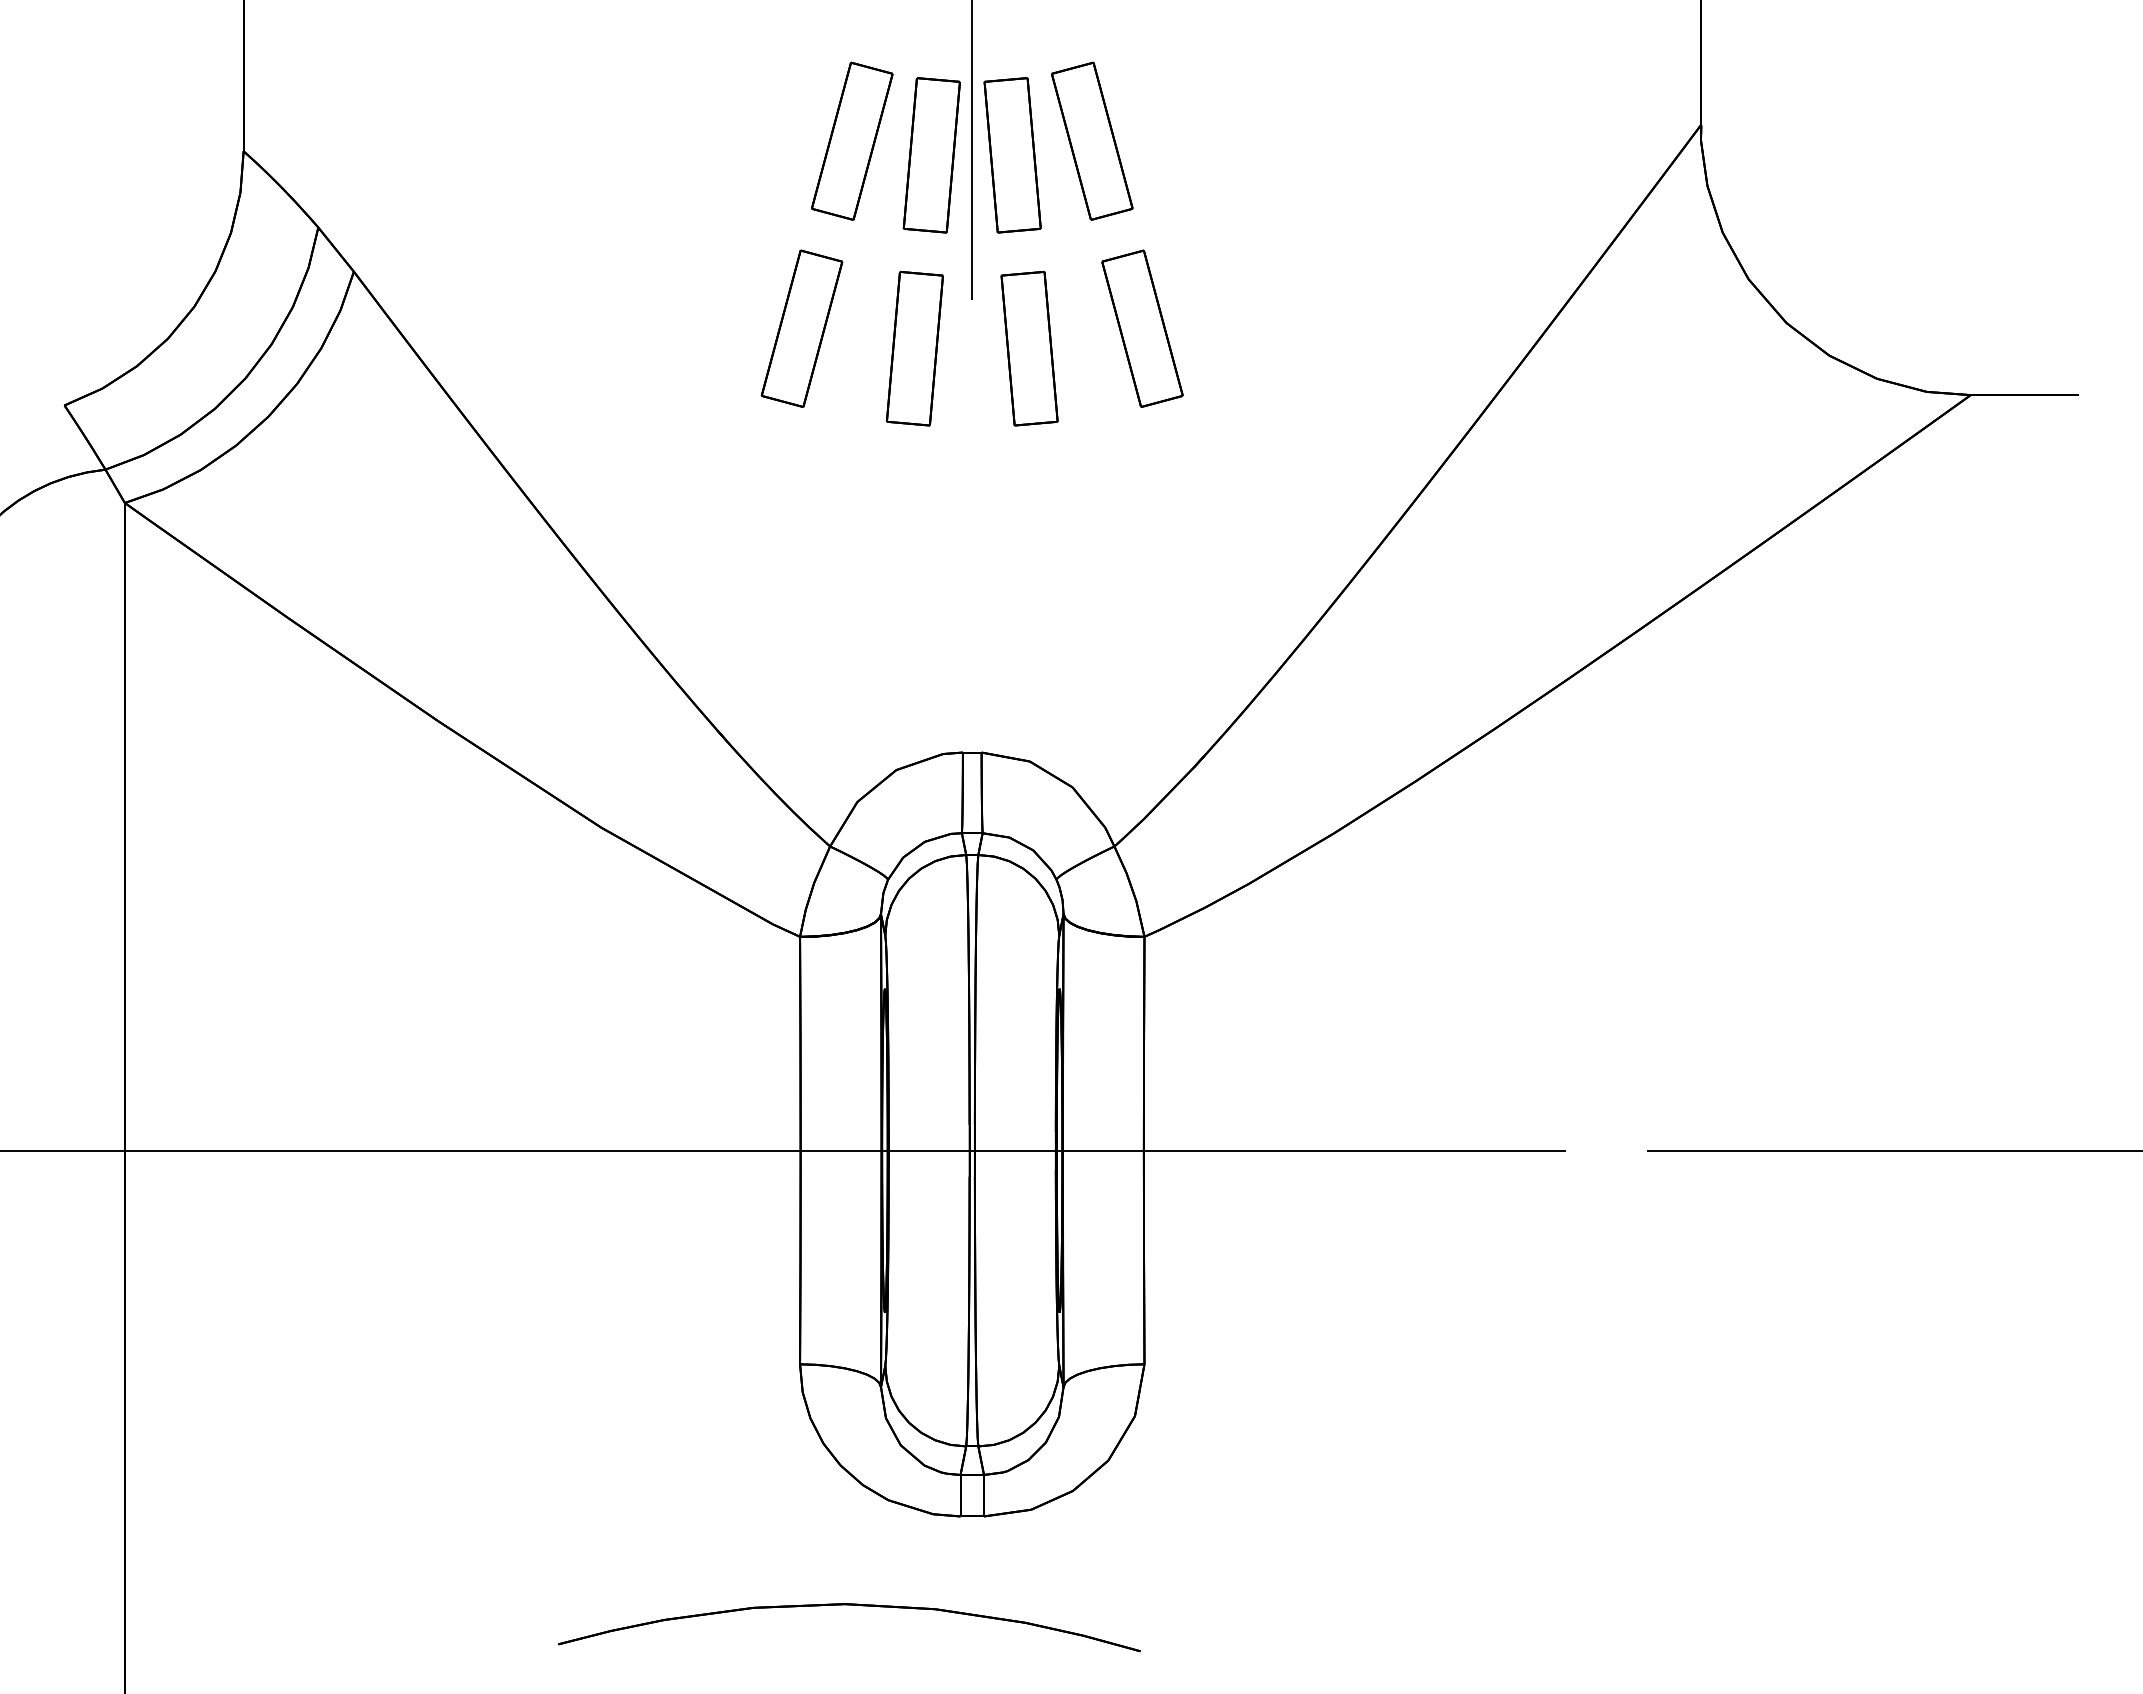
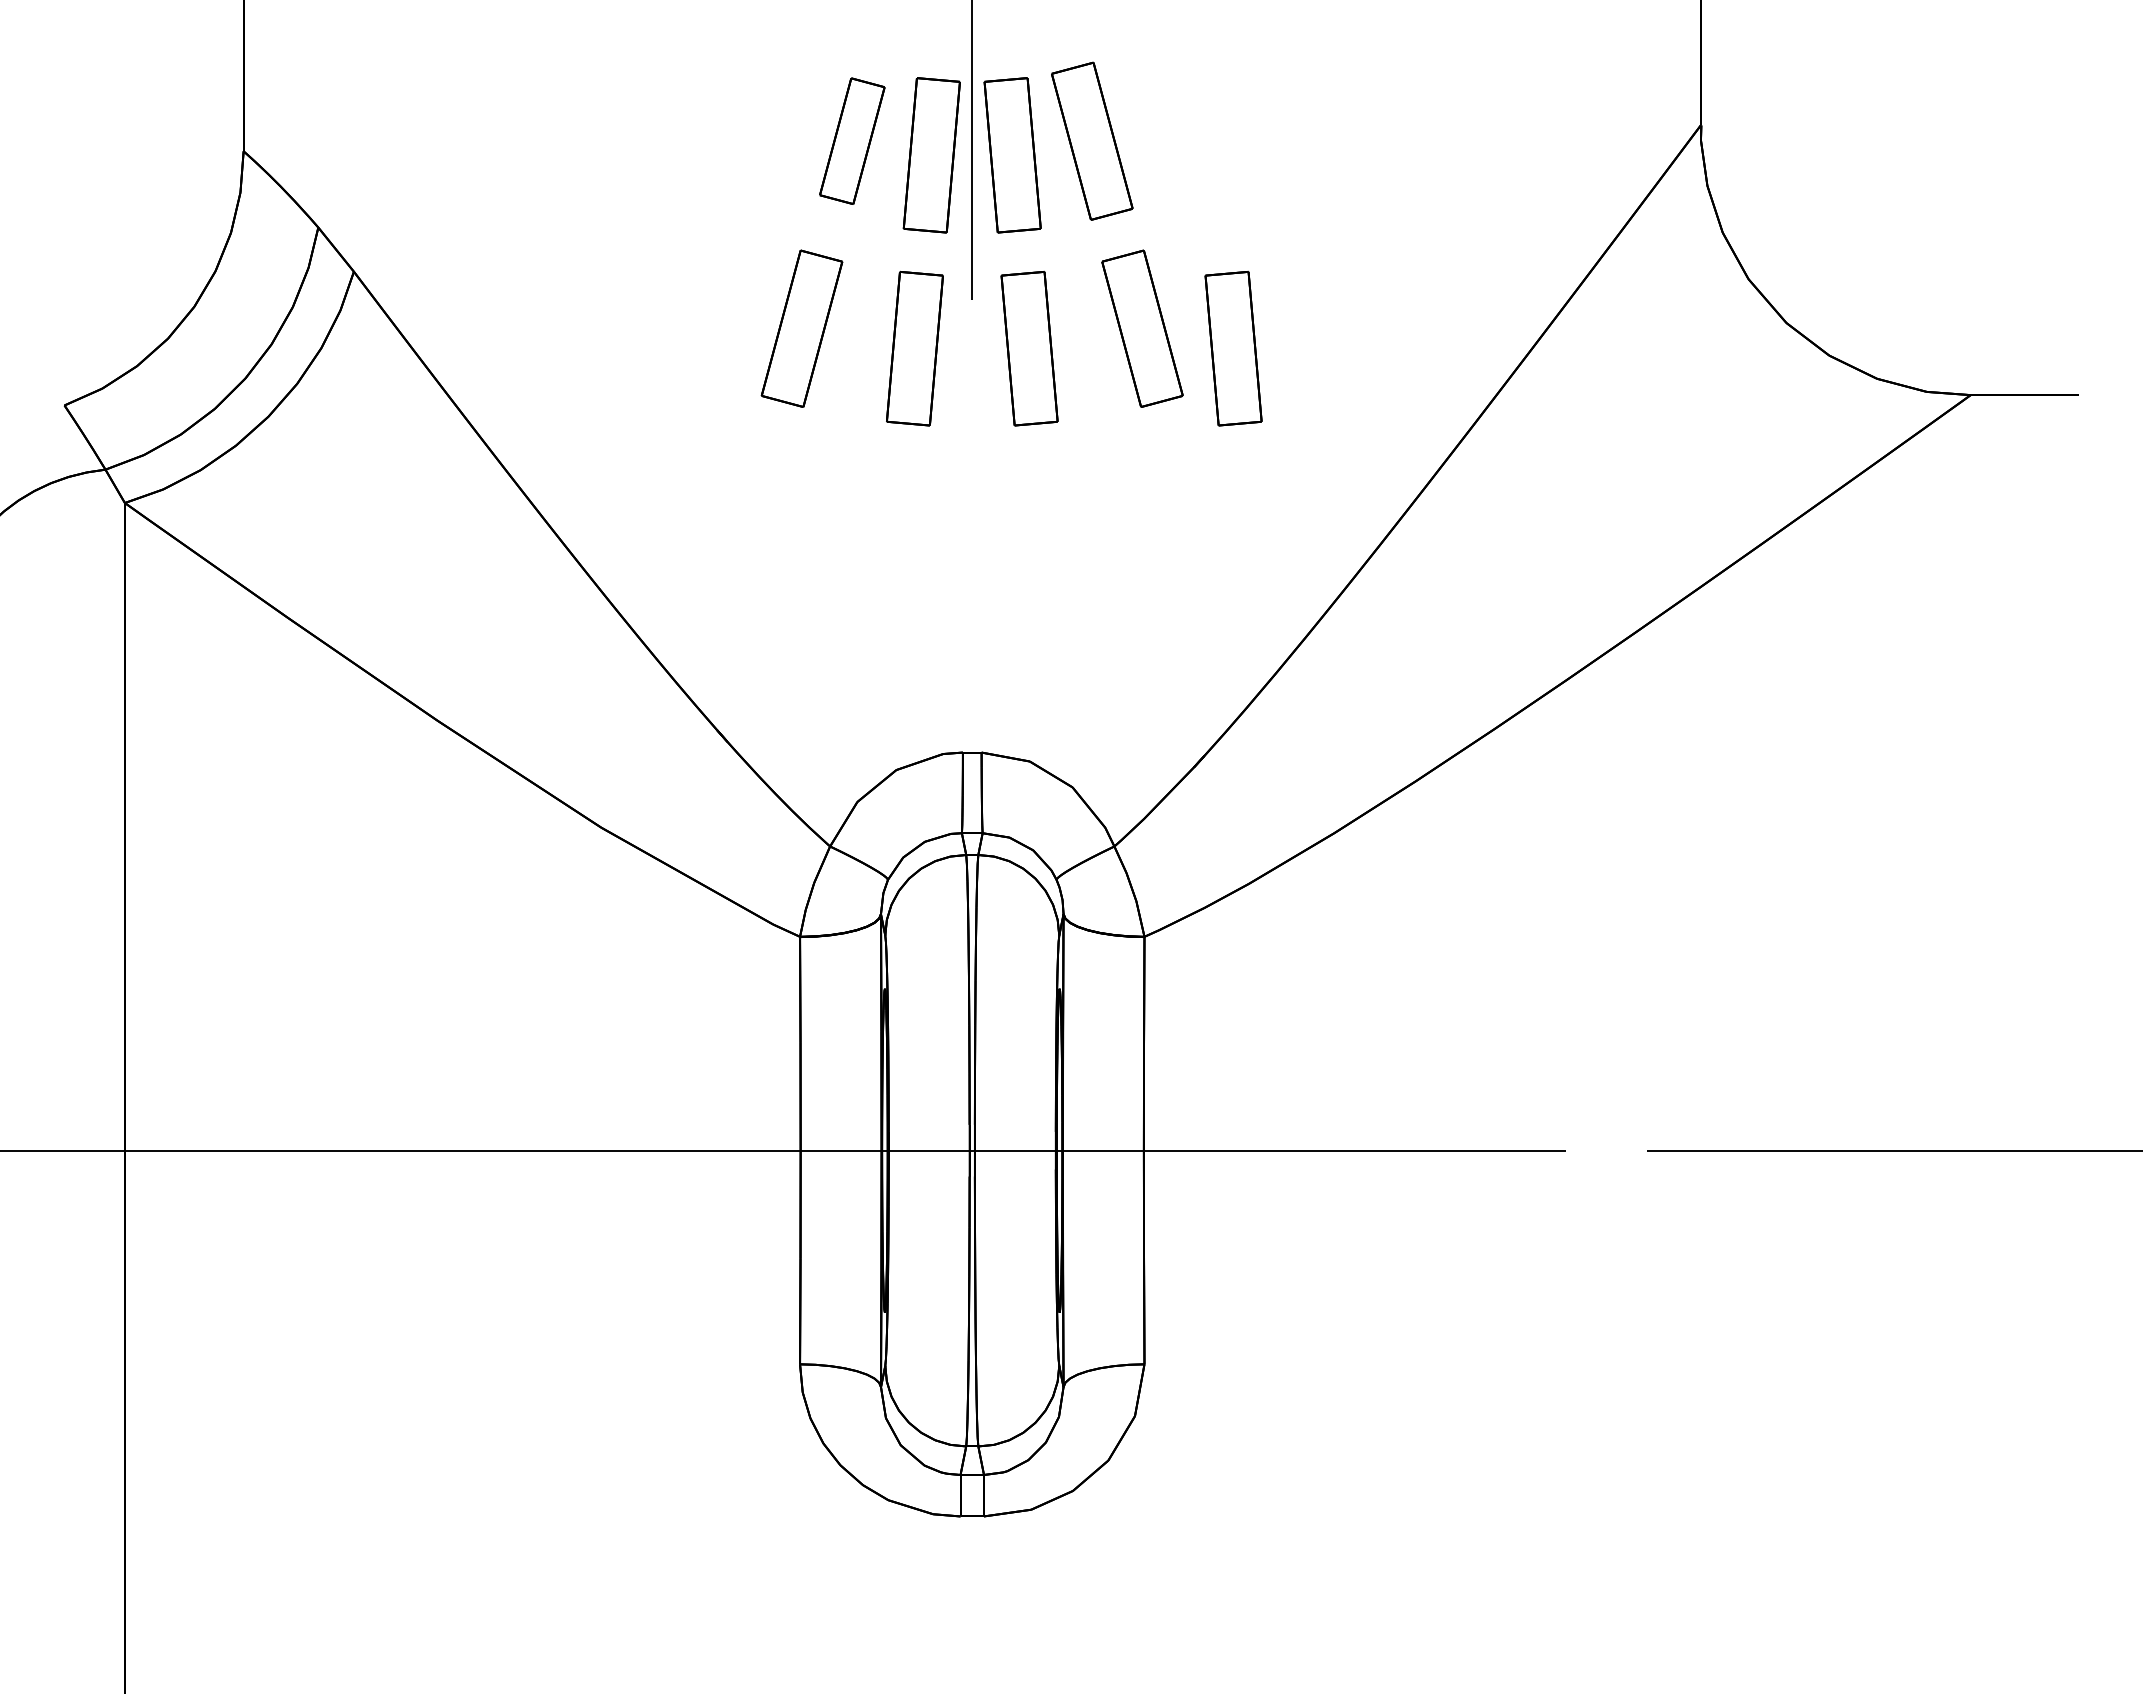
part size: 83x160 px -> 67x128 px (852, 140)
part: none -> present (1233, 348)
part: present -> none (849, 1605)
